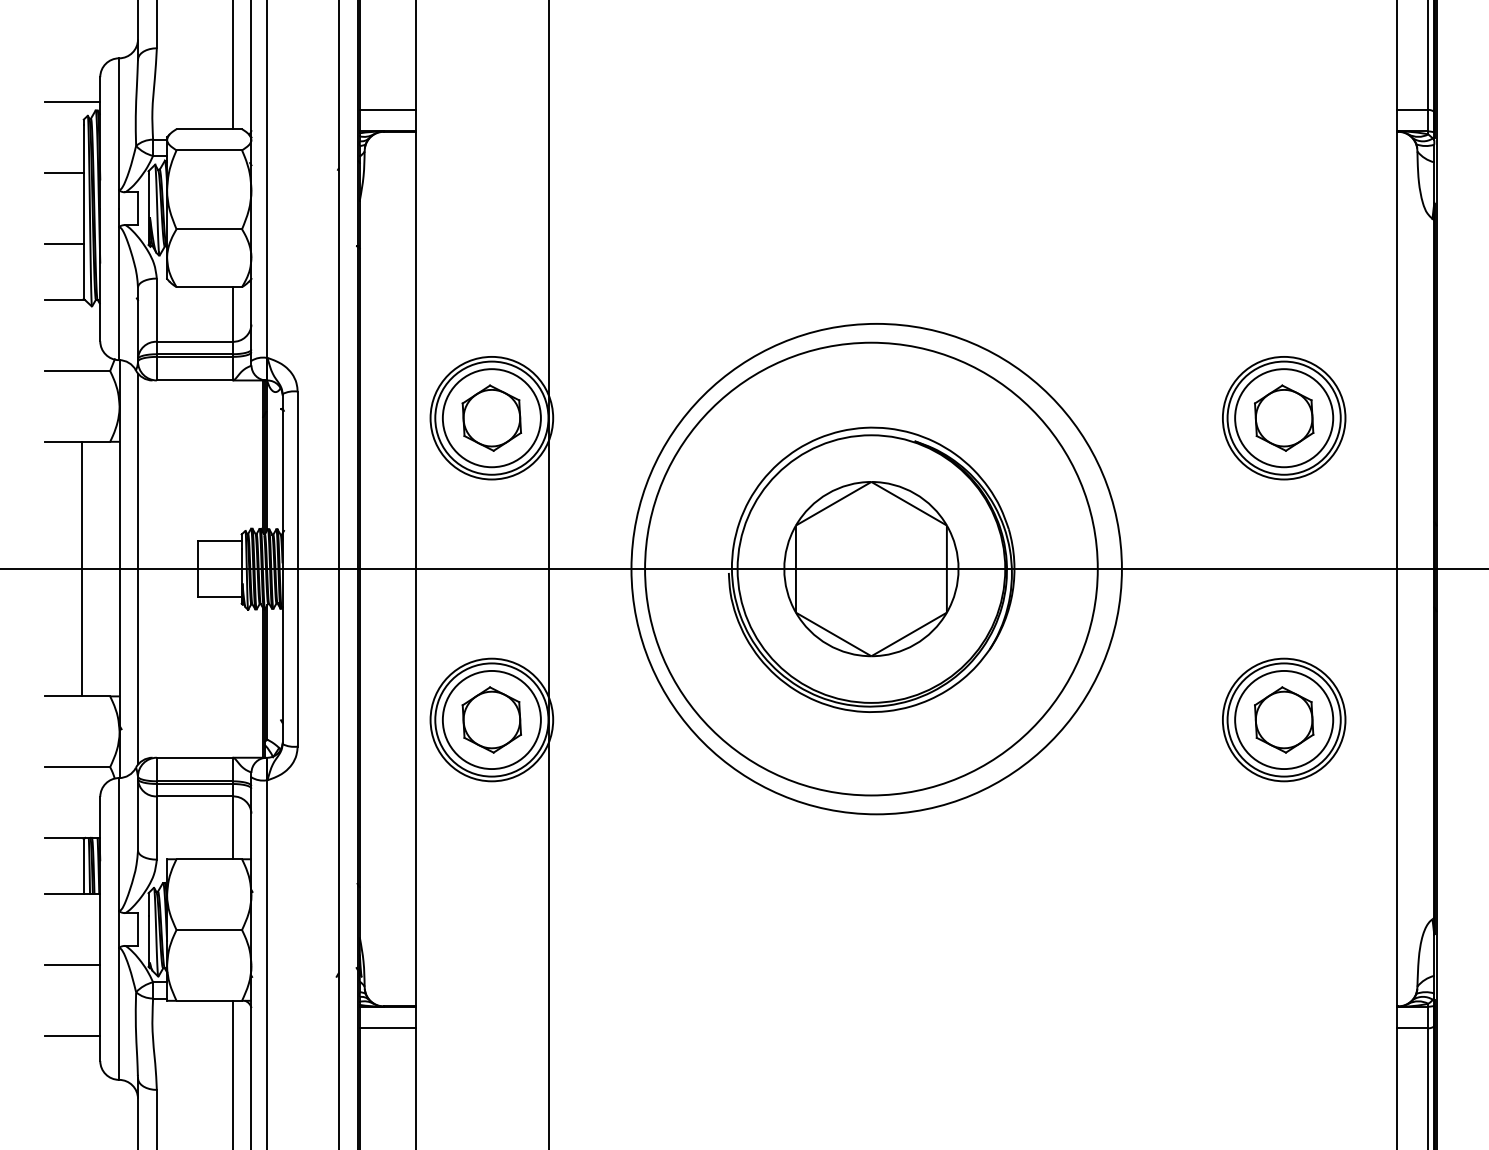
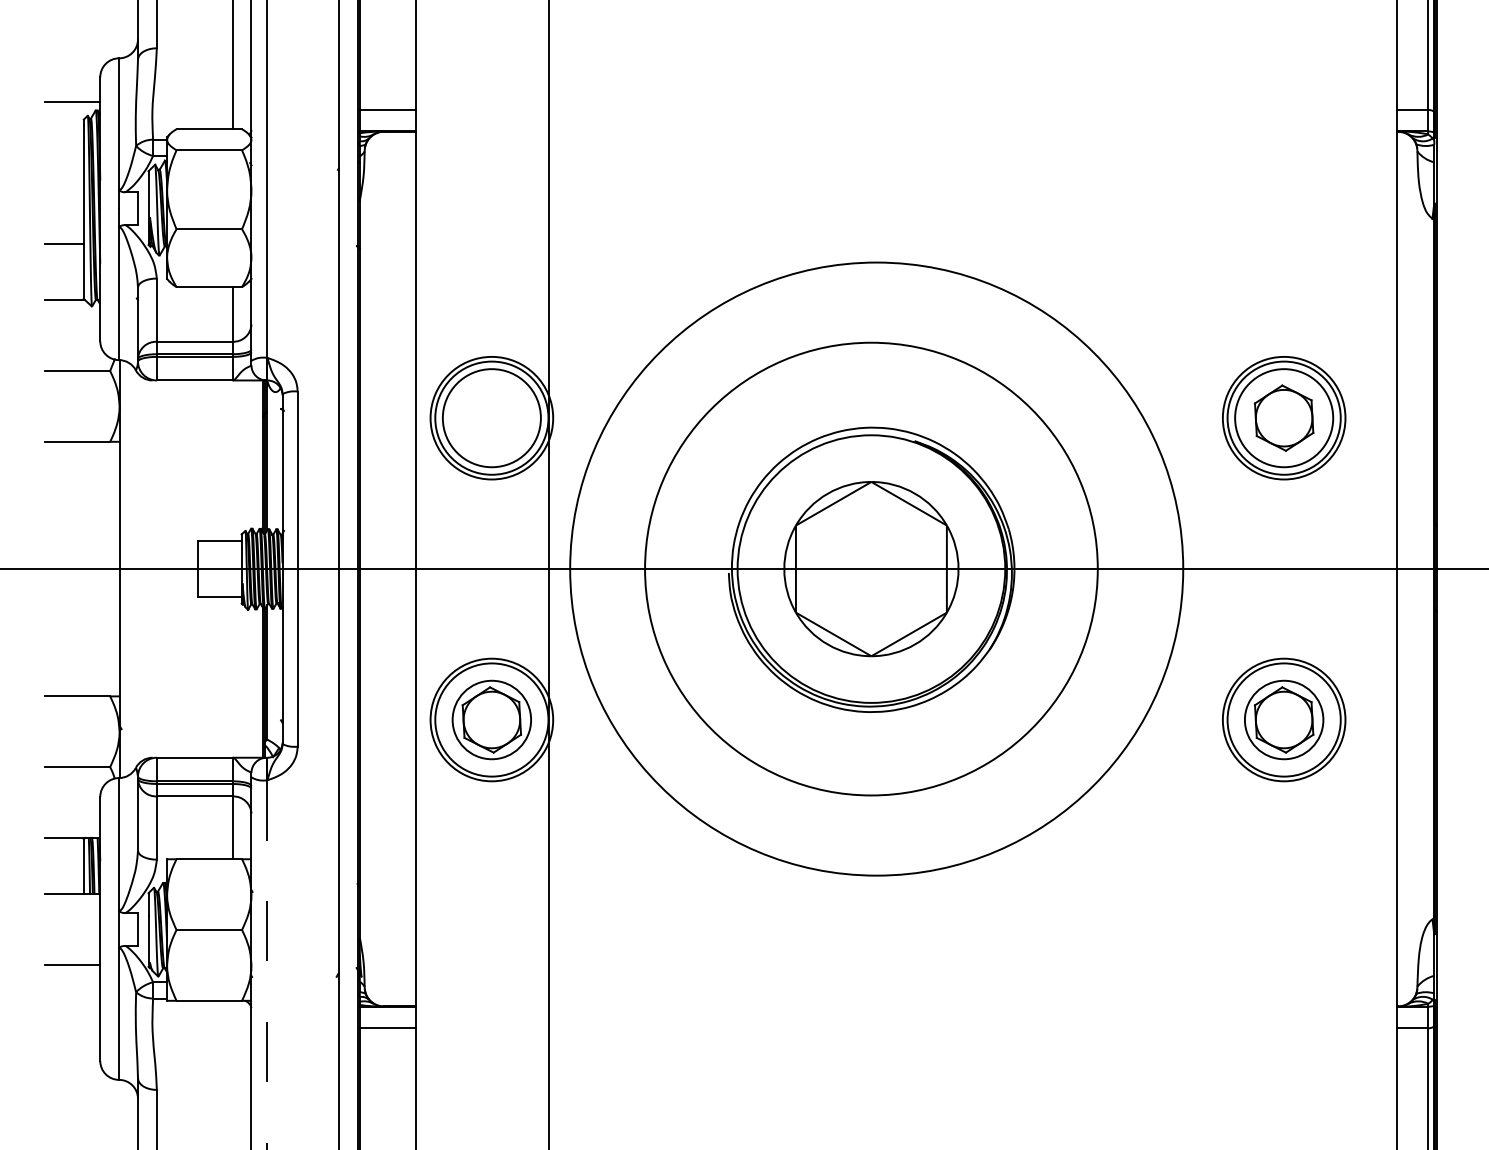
line: present -> none (63, 172)
part: present -> none (491, 417)
line: present -> none (81, 568)
circle diameter: 490 px -> 613 px (876, 568)
line: present -> none (138, 569)
circle diameter: 98 px -> 78 px (491, 719)
circle diameter: 98 px -> 78 px (1283, 719)
line: solid -> dashed (266, 965)
line: present -> none (72, 1036)
line: present -> none (232, 1073)
